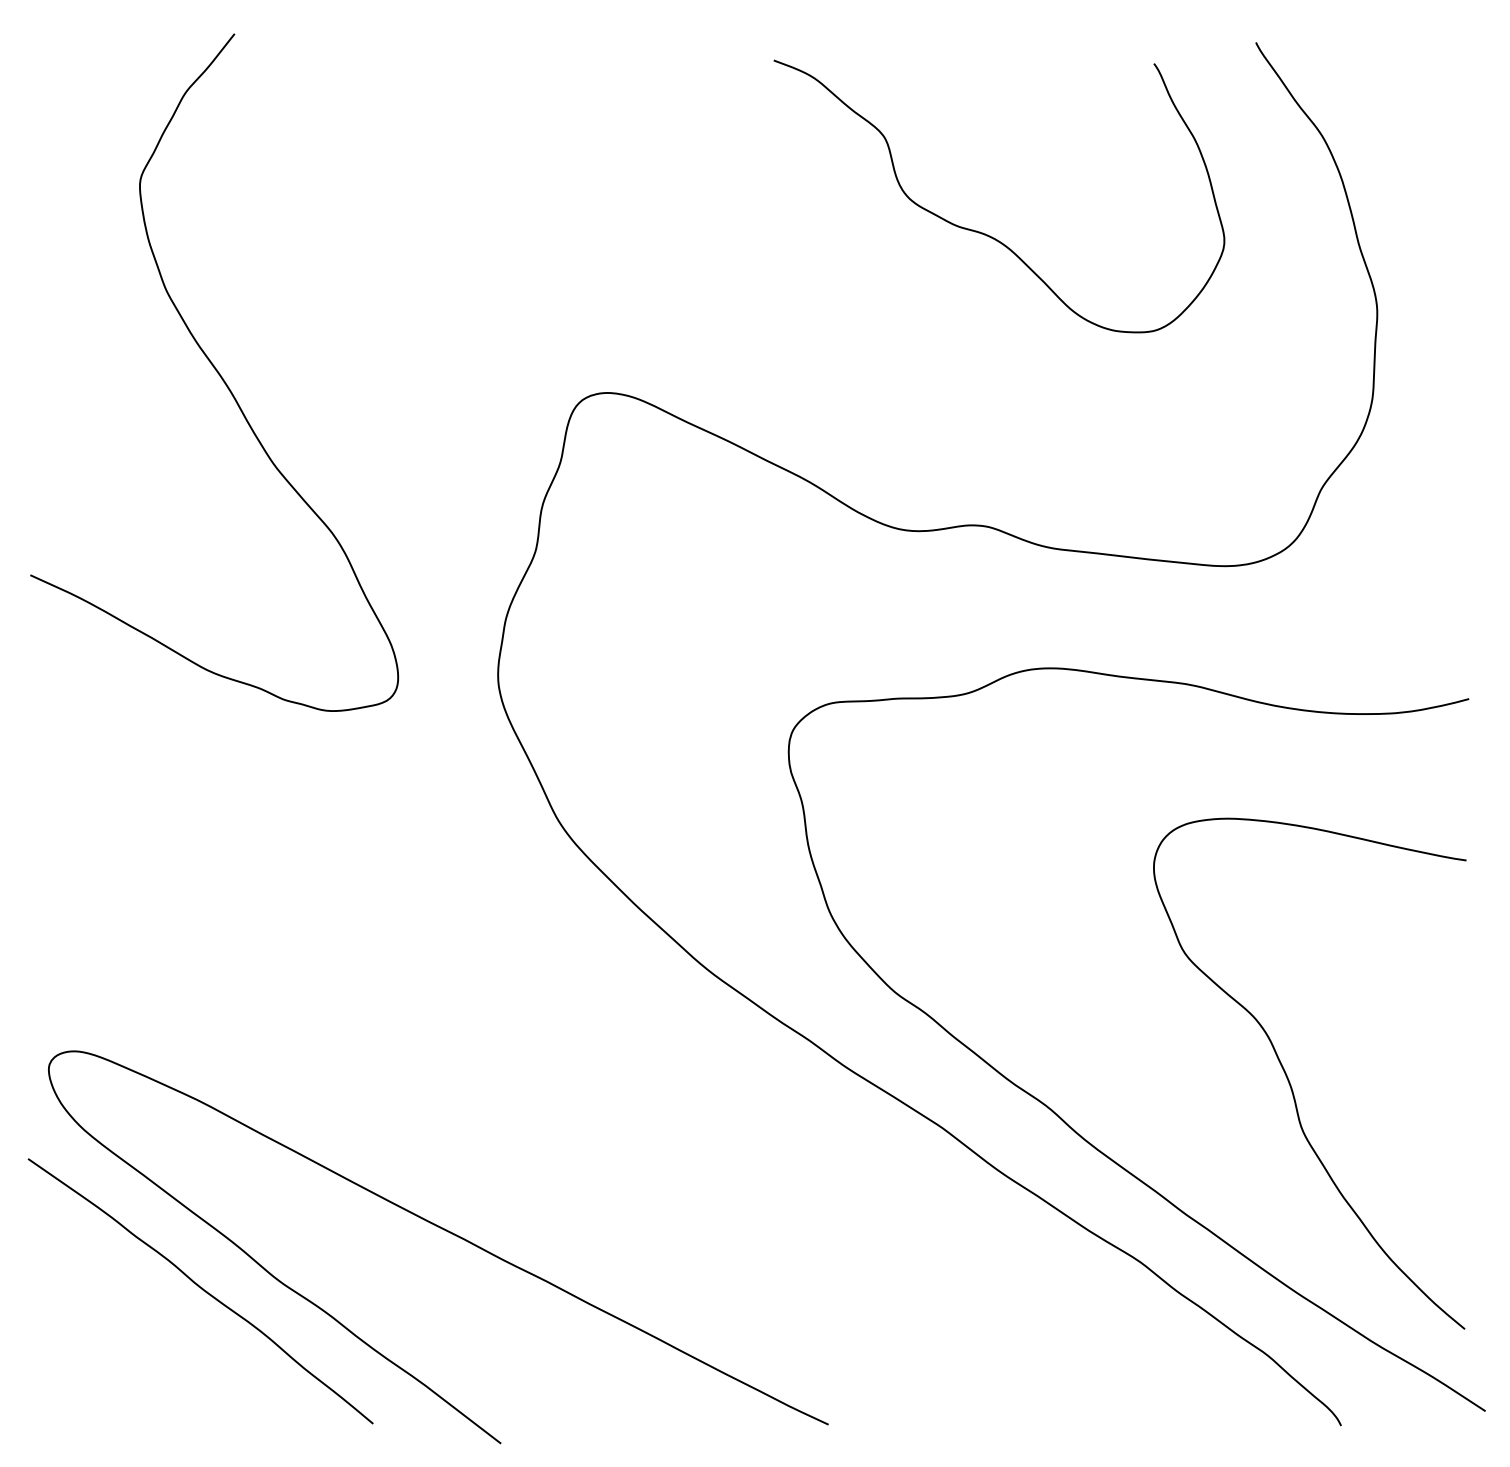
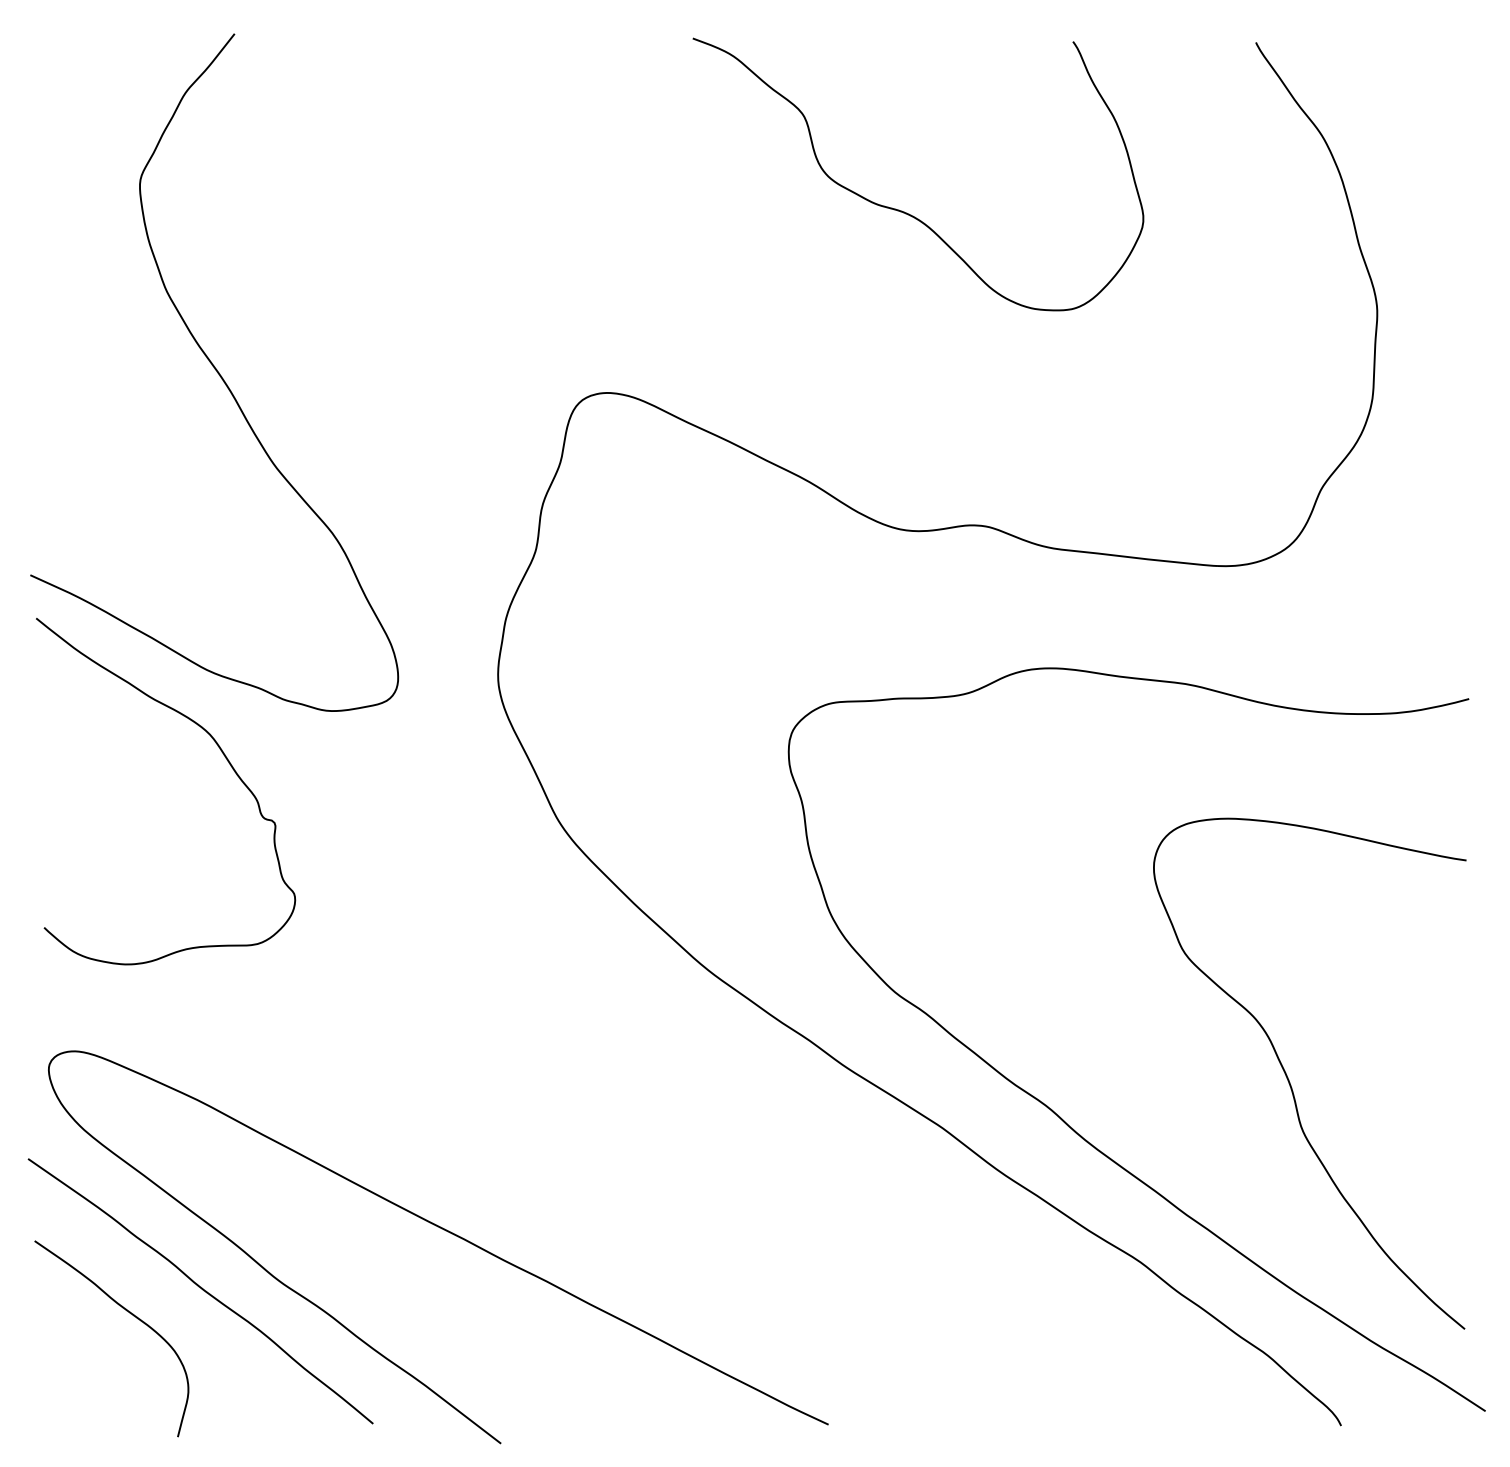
curve position: (985, 233) -> (904, 211) (904, 211)
curve: none -> present (223, 755)
curve: none -> present (130, 1314)
